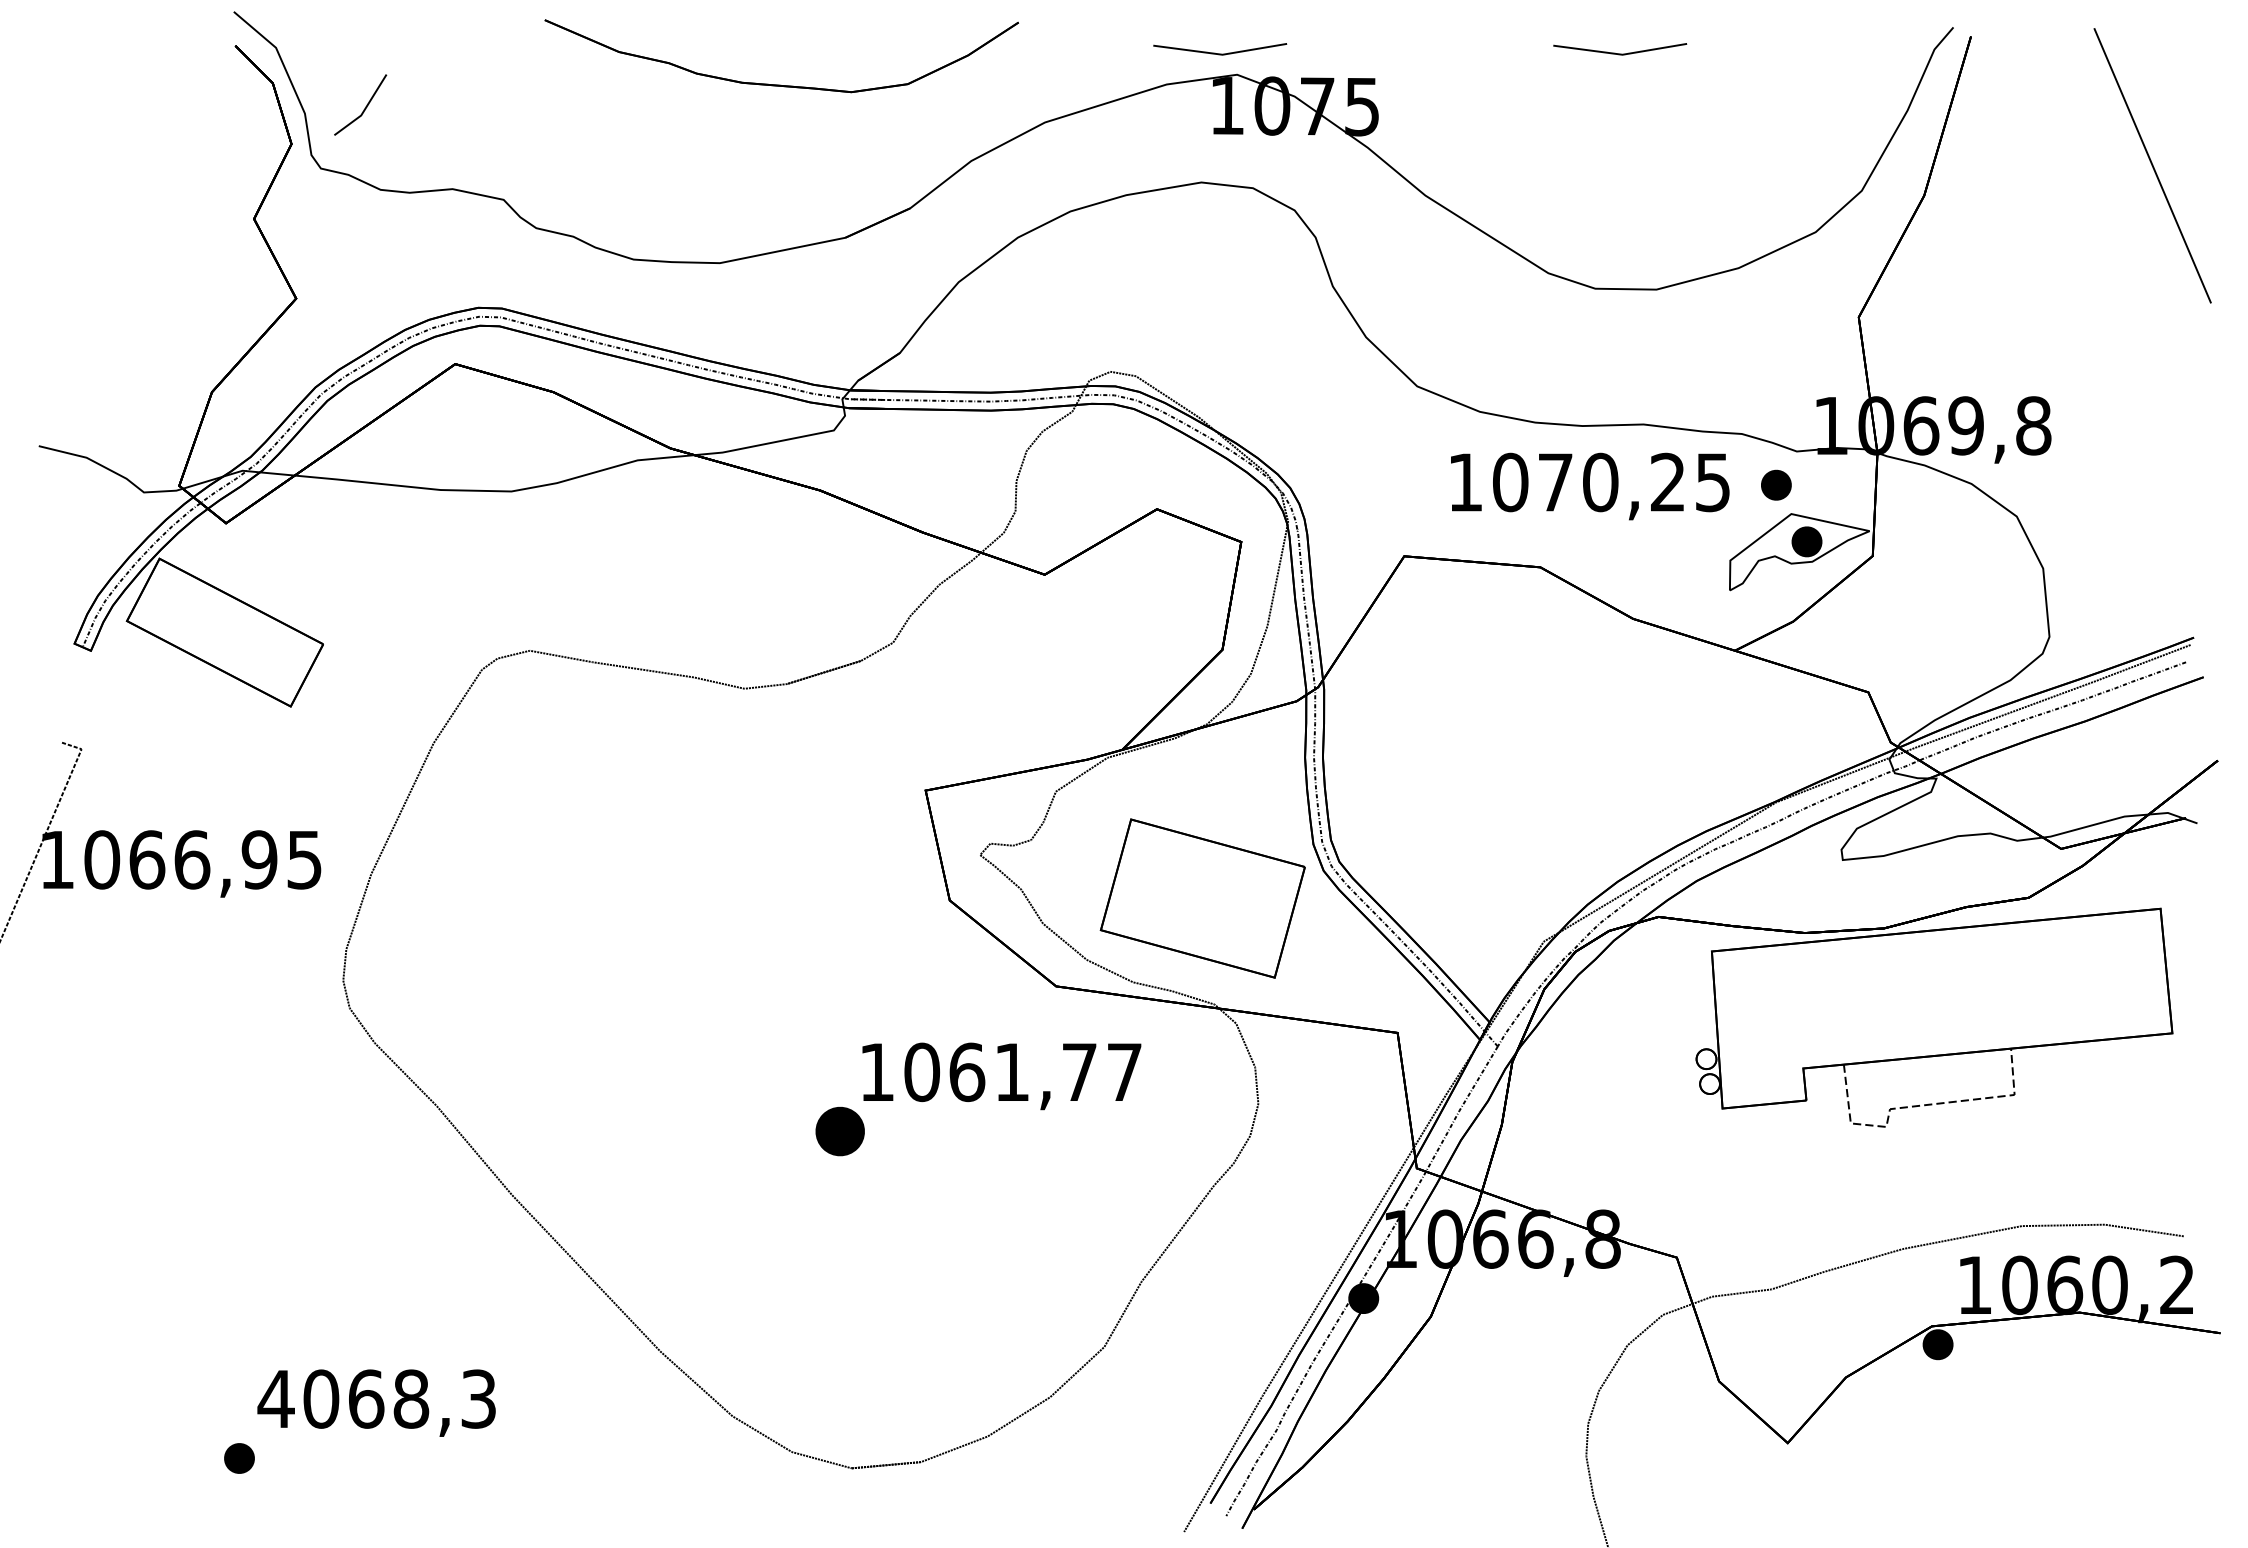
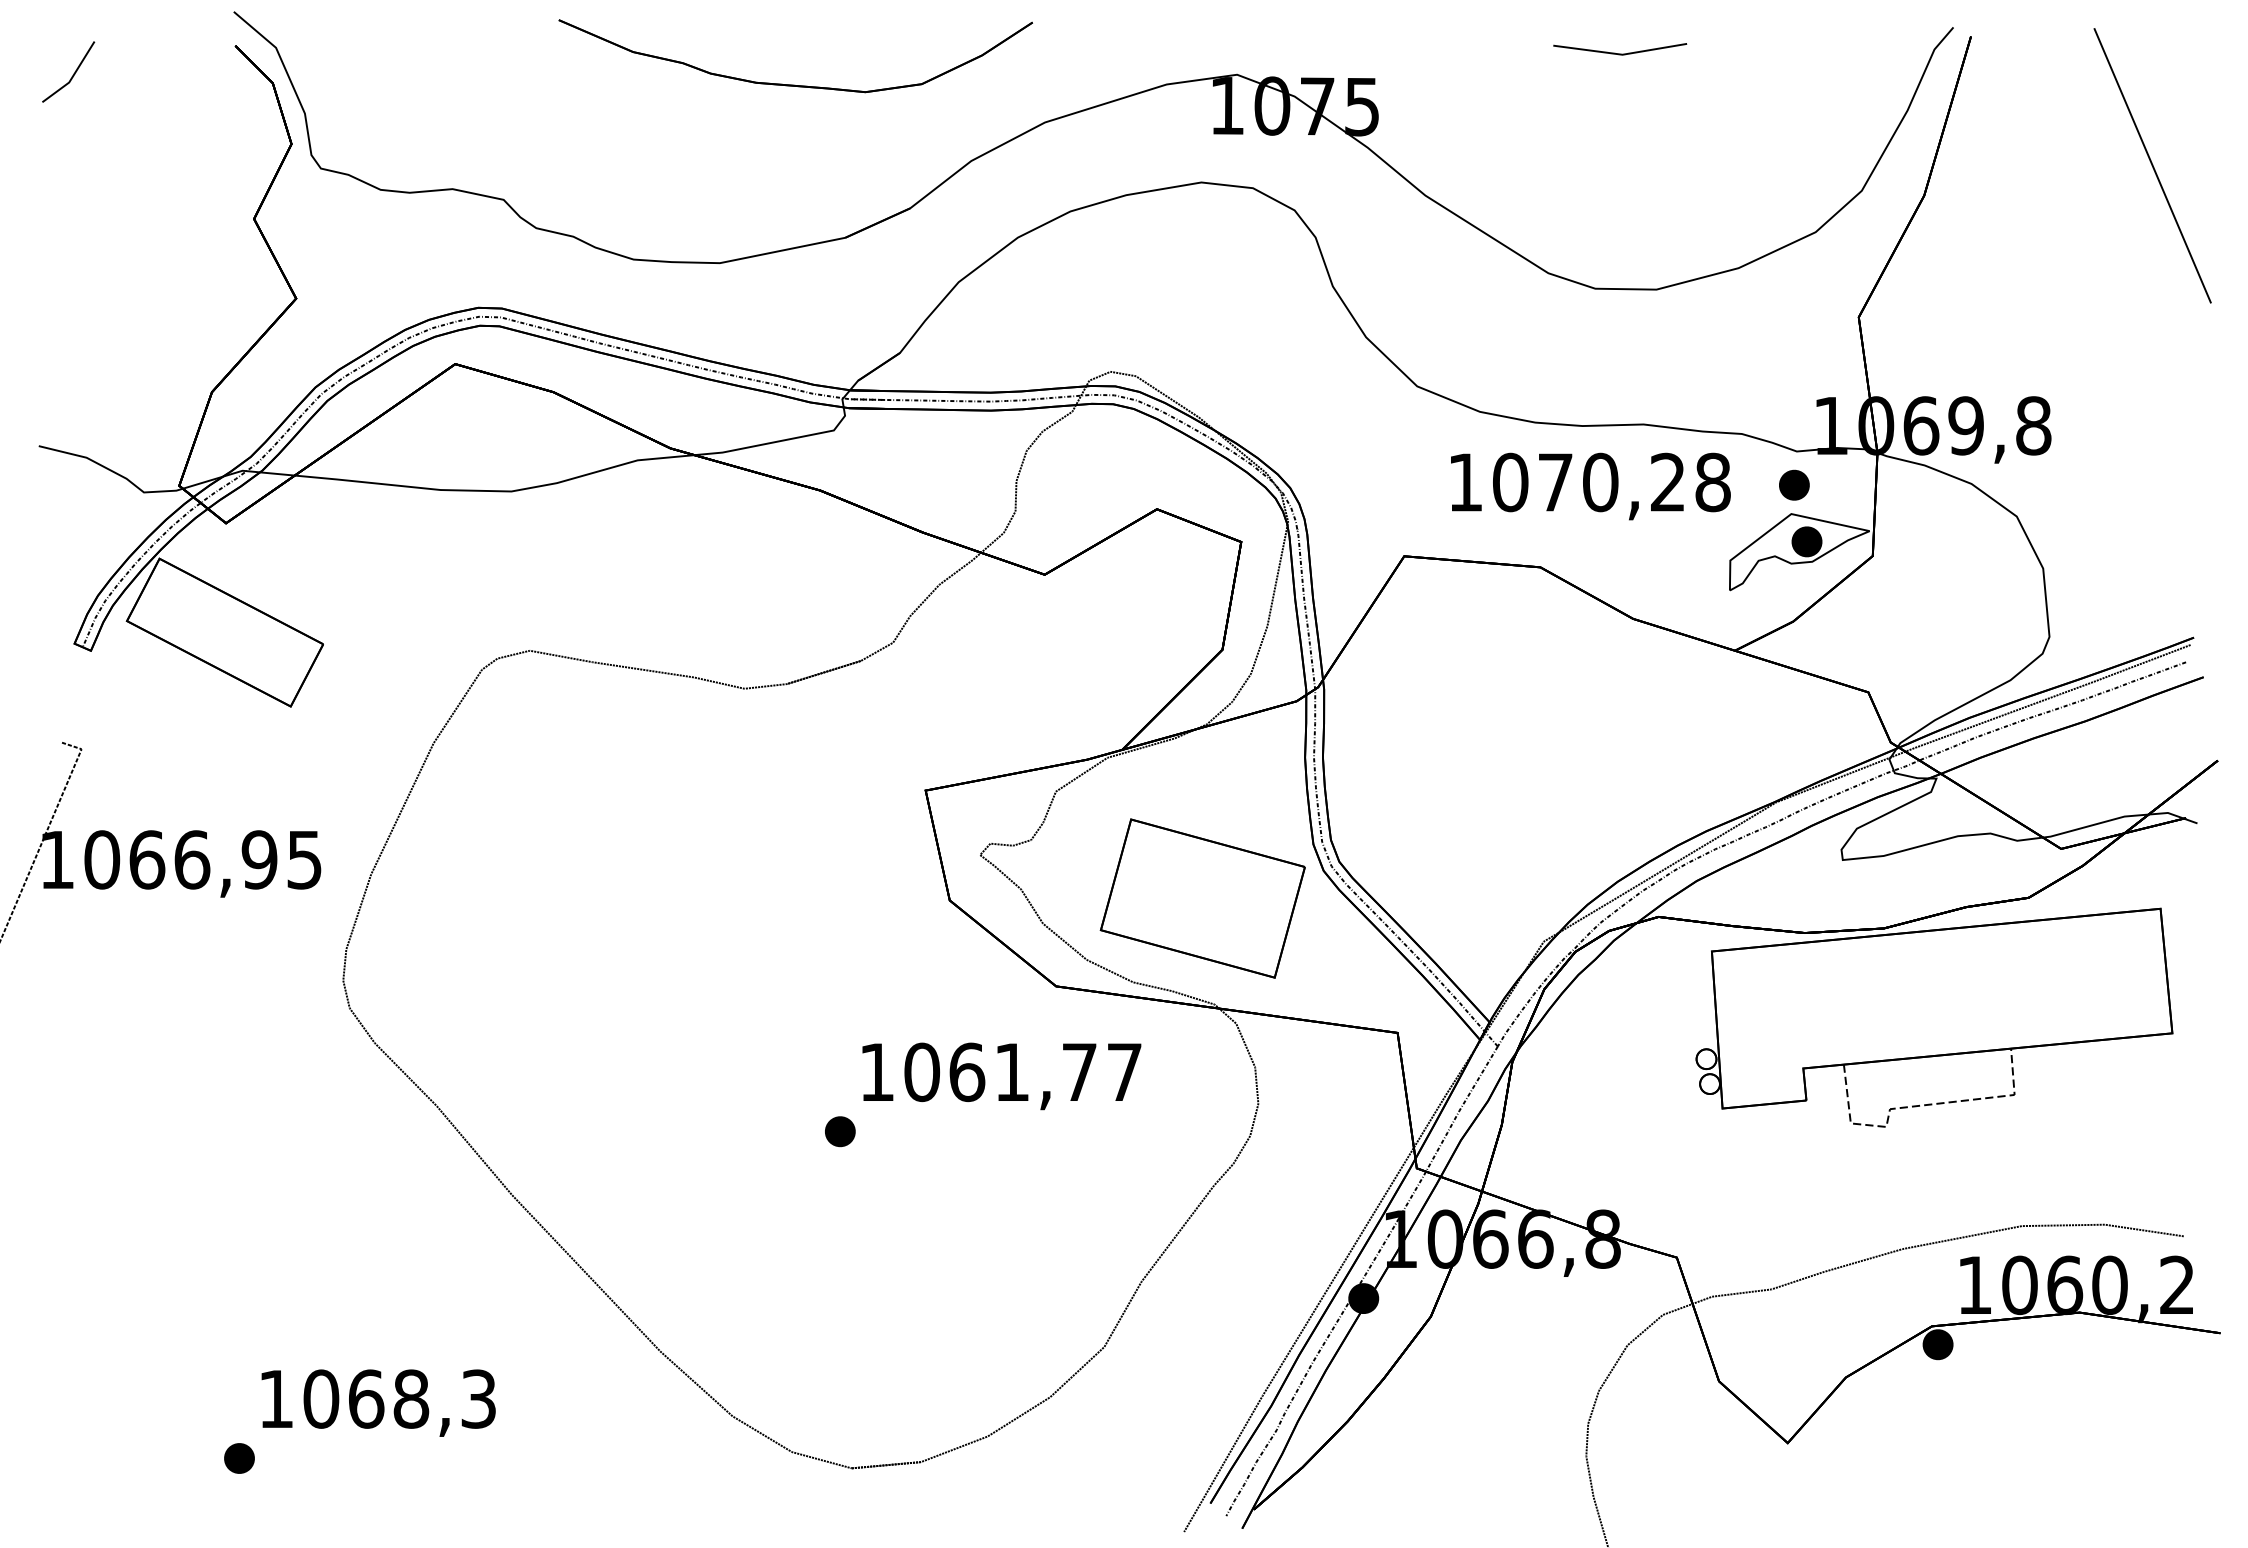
line: present -> none (1220, 53)
part position: (780, 84) -> (794, 84) (794, 84)
line position: (365, 106) -> (73, 73) (73, 73)
text: 1070,25 -> 1070,28 (1712, 482)
part position: (1776, 484) -> (1794, 484) (1794, 484)
part size: 50x50 px -> 31x32 px (840, 1131)
text: 4068,3 -> 1068,3 (275, 1398)
